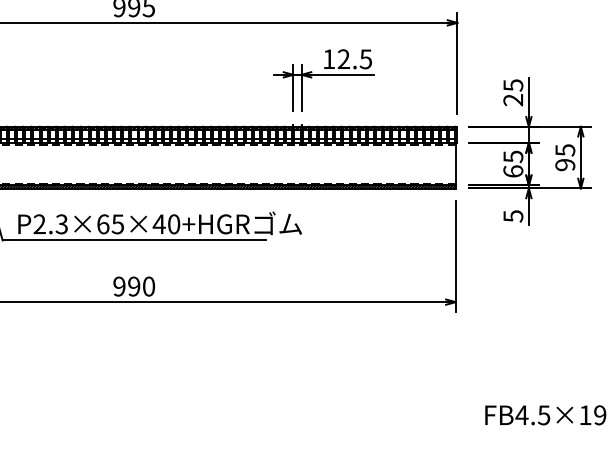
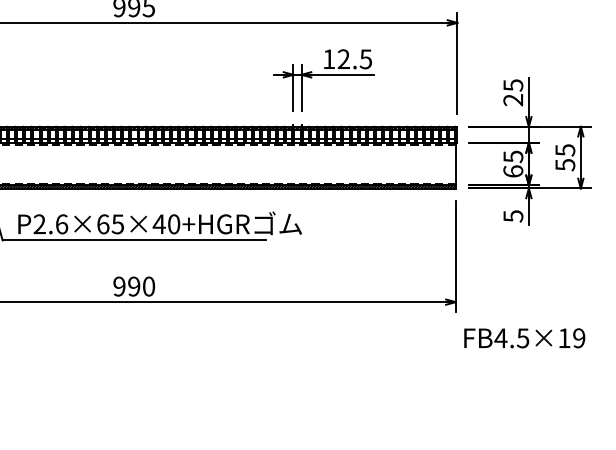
text: 95 -> 55 (565, 165)
text: P2.3×65×40+HGR -> P2.6×65×40+HGR (61, 224)
text position: (545, 415) -> (524, 338) (524, 338)
